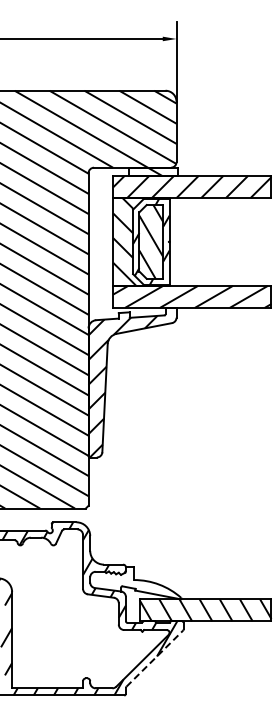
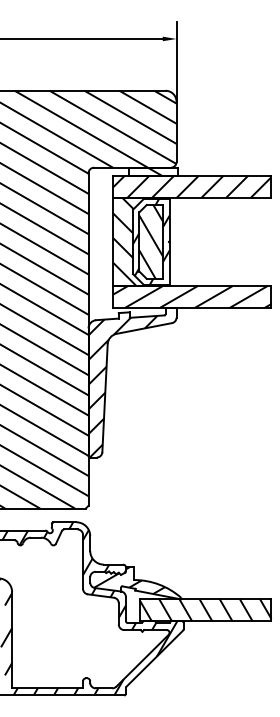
hatch: none -> present (137, 583)
line: dashed -> solid (154, 658)
